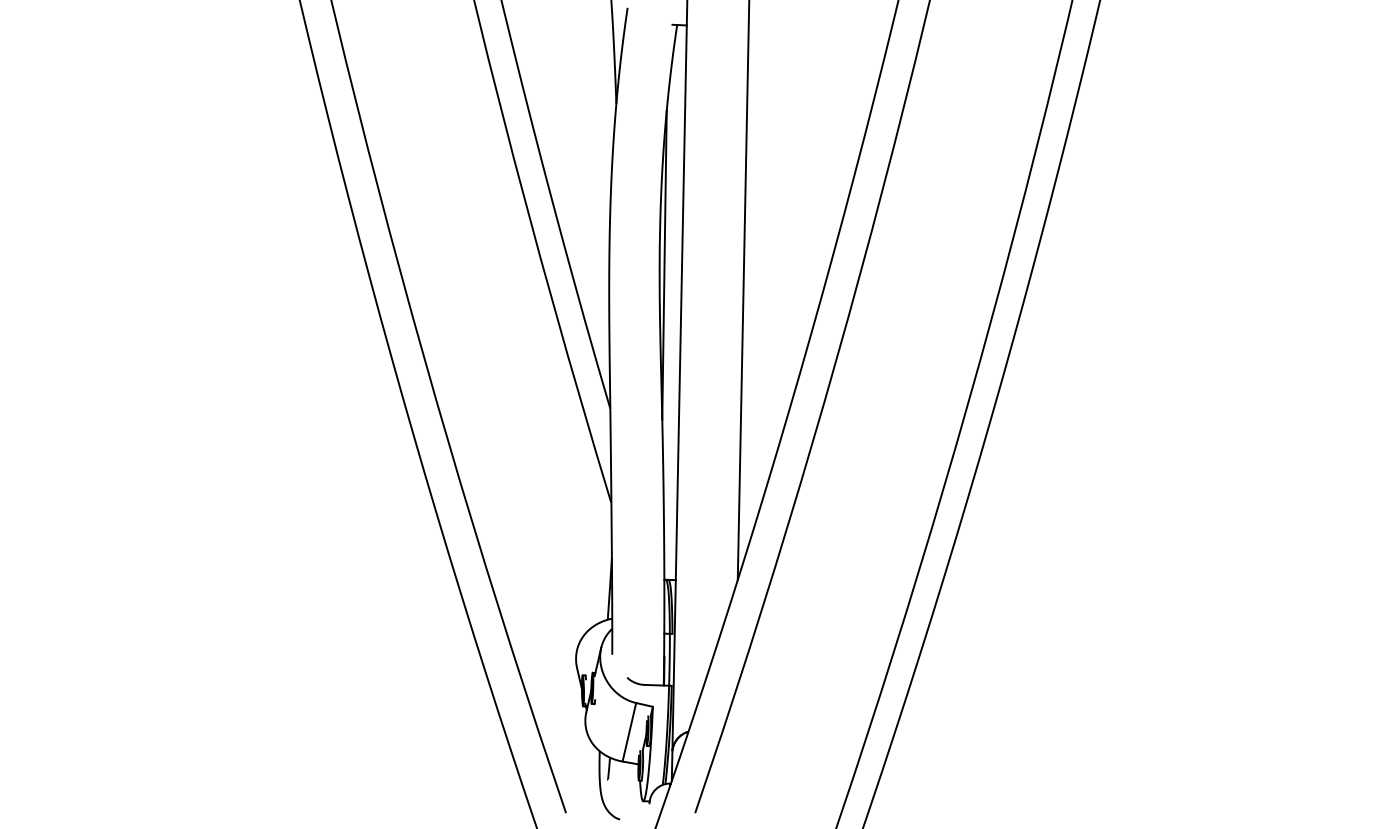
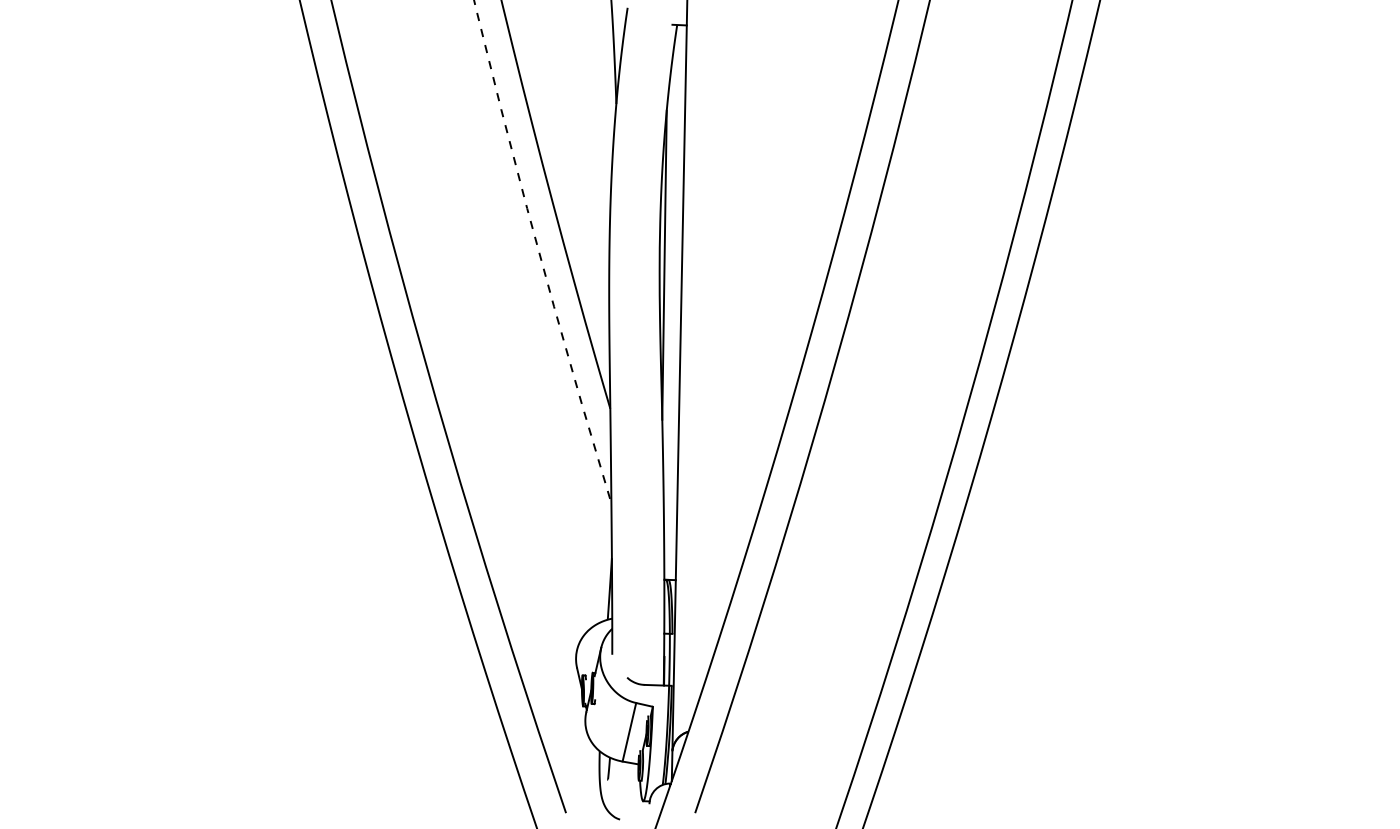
arc: solid -> dashed (539, 251)
line: present -> none (743, 290)
